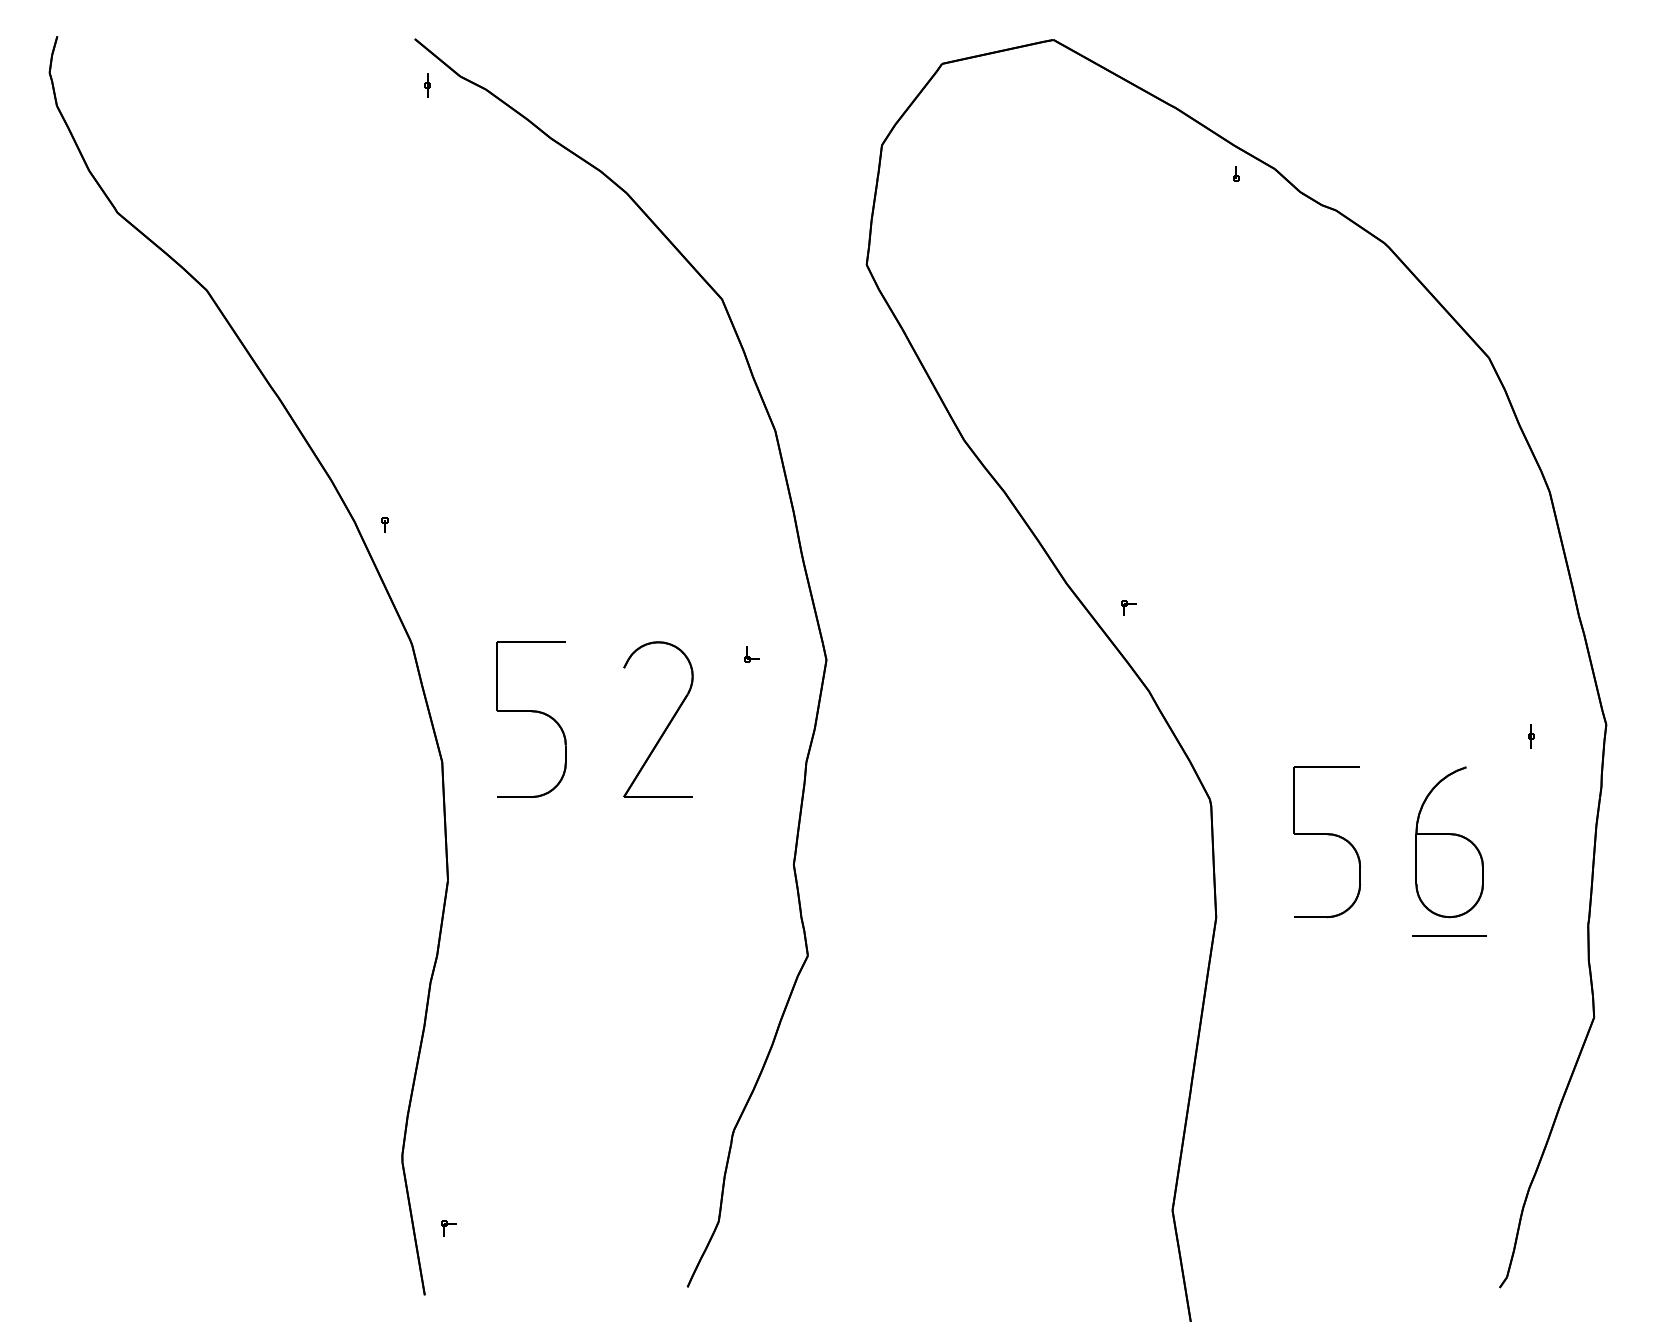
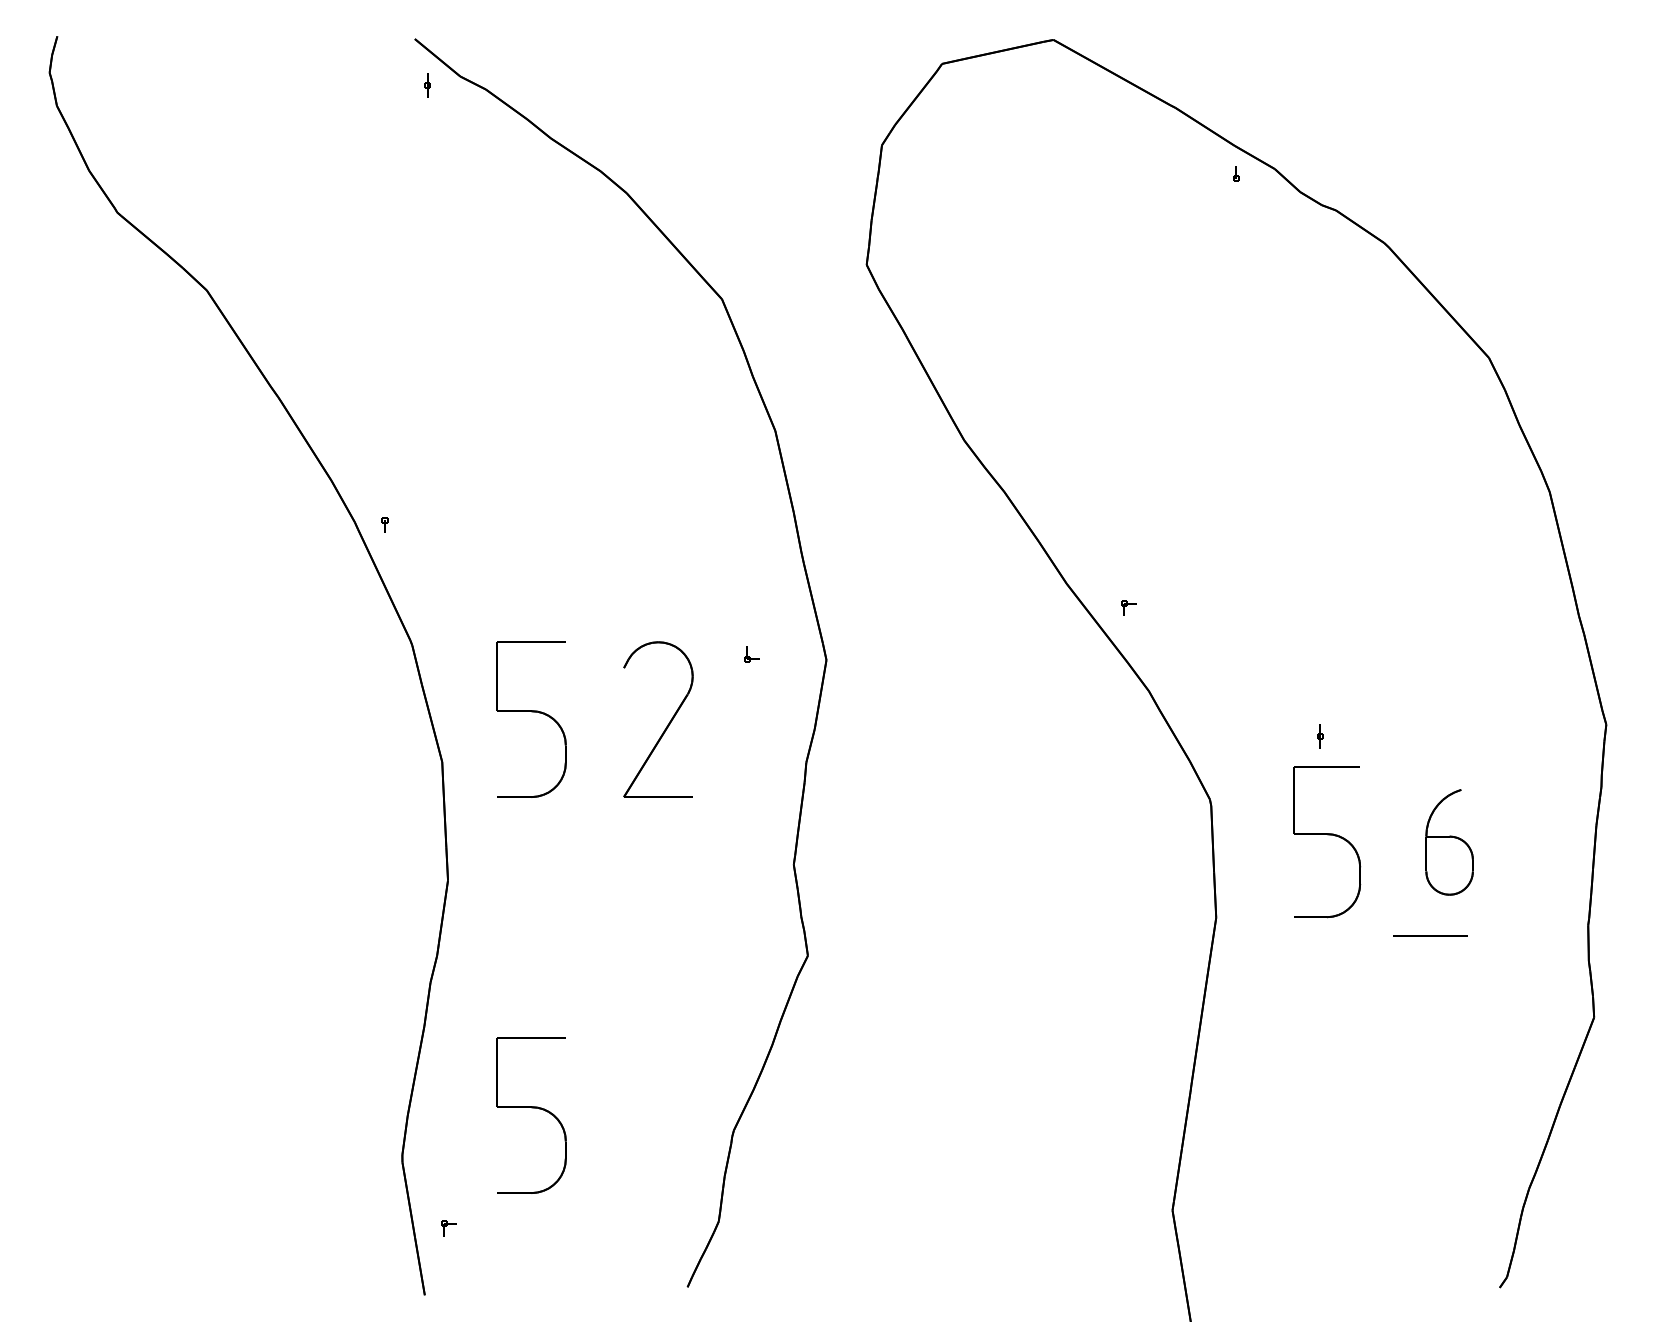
part position: (1531, 736) -> (1320, 736) (1320, 736)
part size: 69x153 px -> 49x107 px (1449, 842)
line position: (1449, 935) -> (1430, 935) (1430, 935)
part: none -> present (531, 1108)
